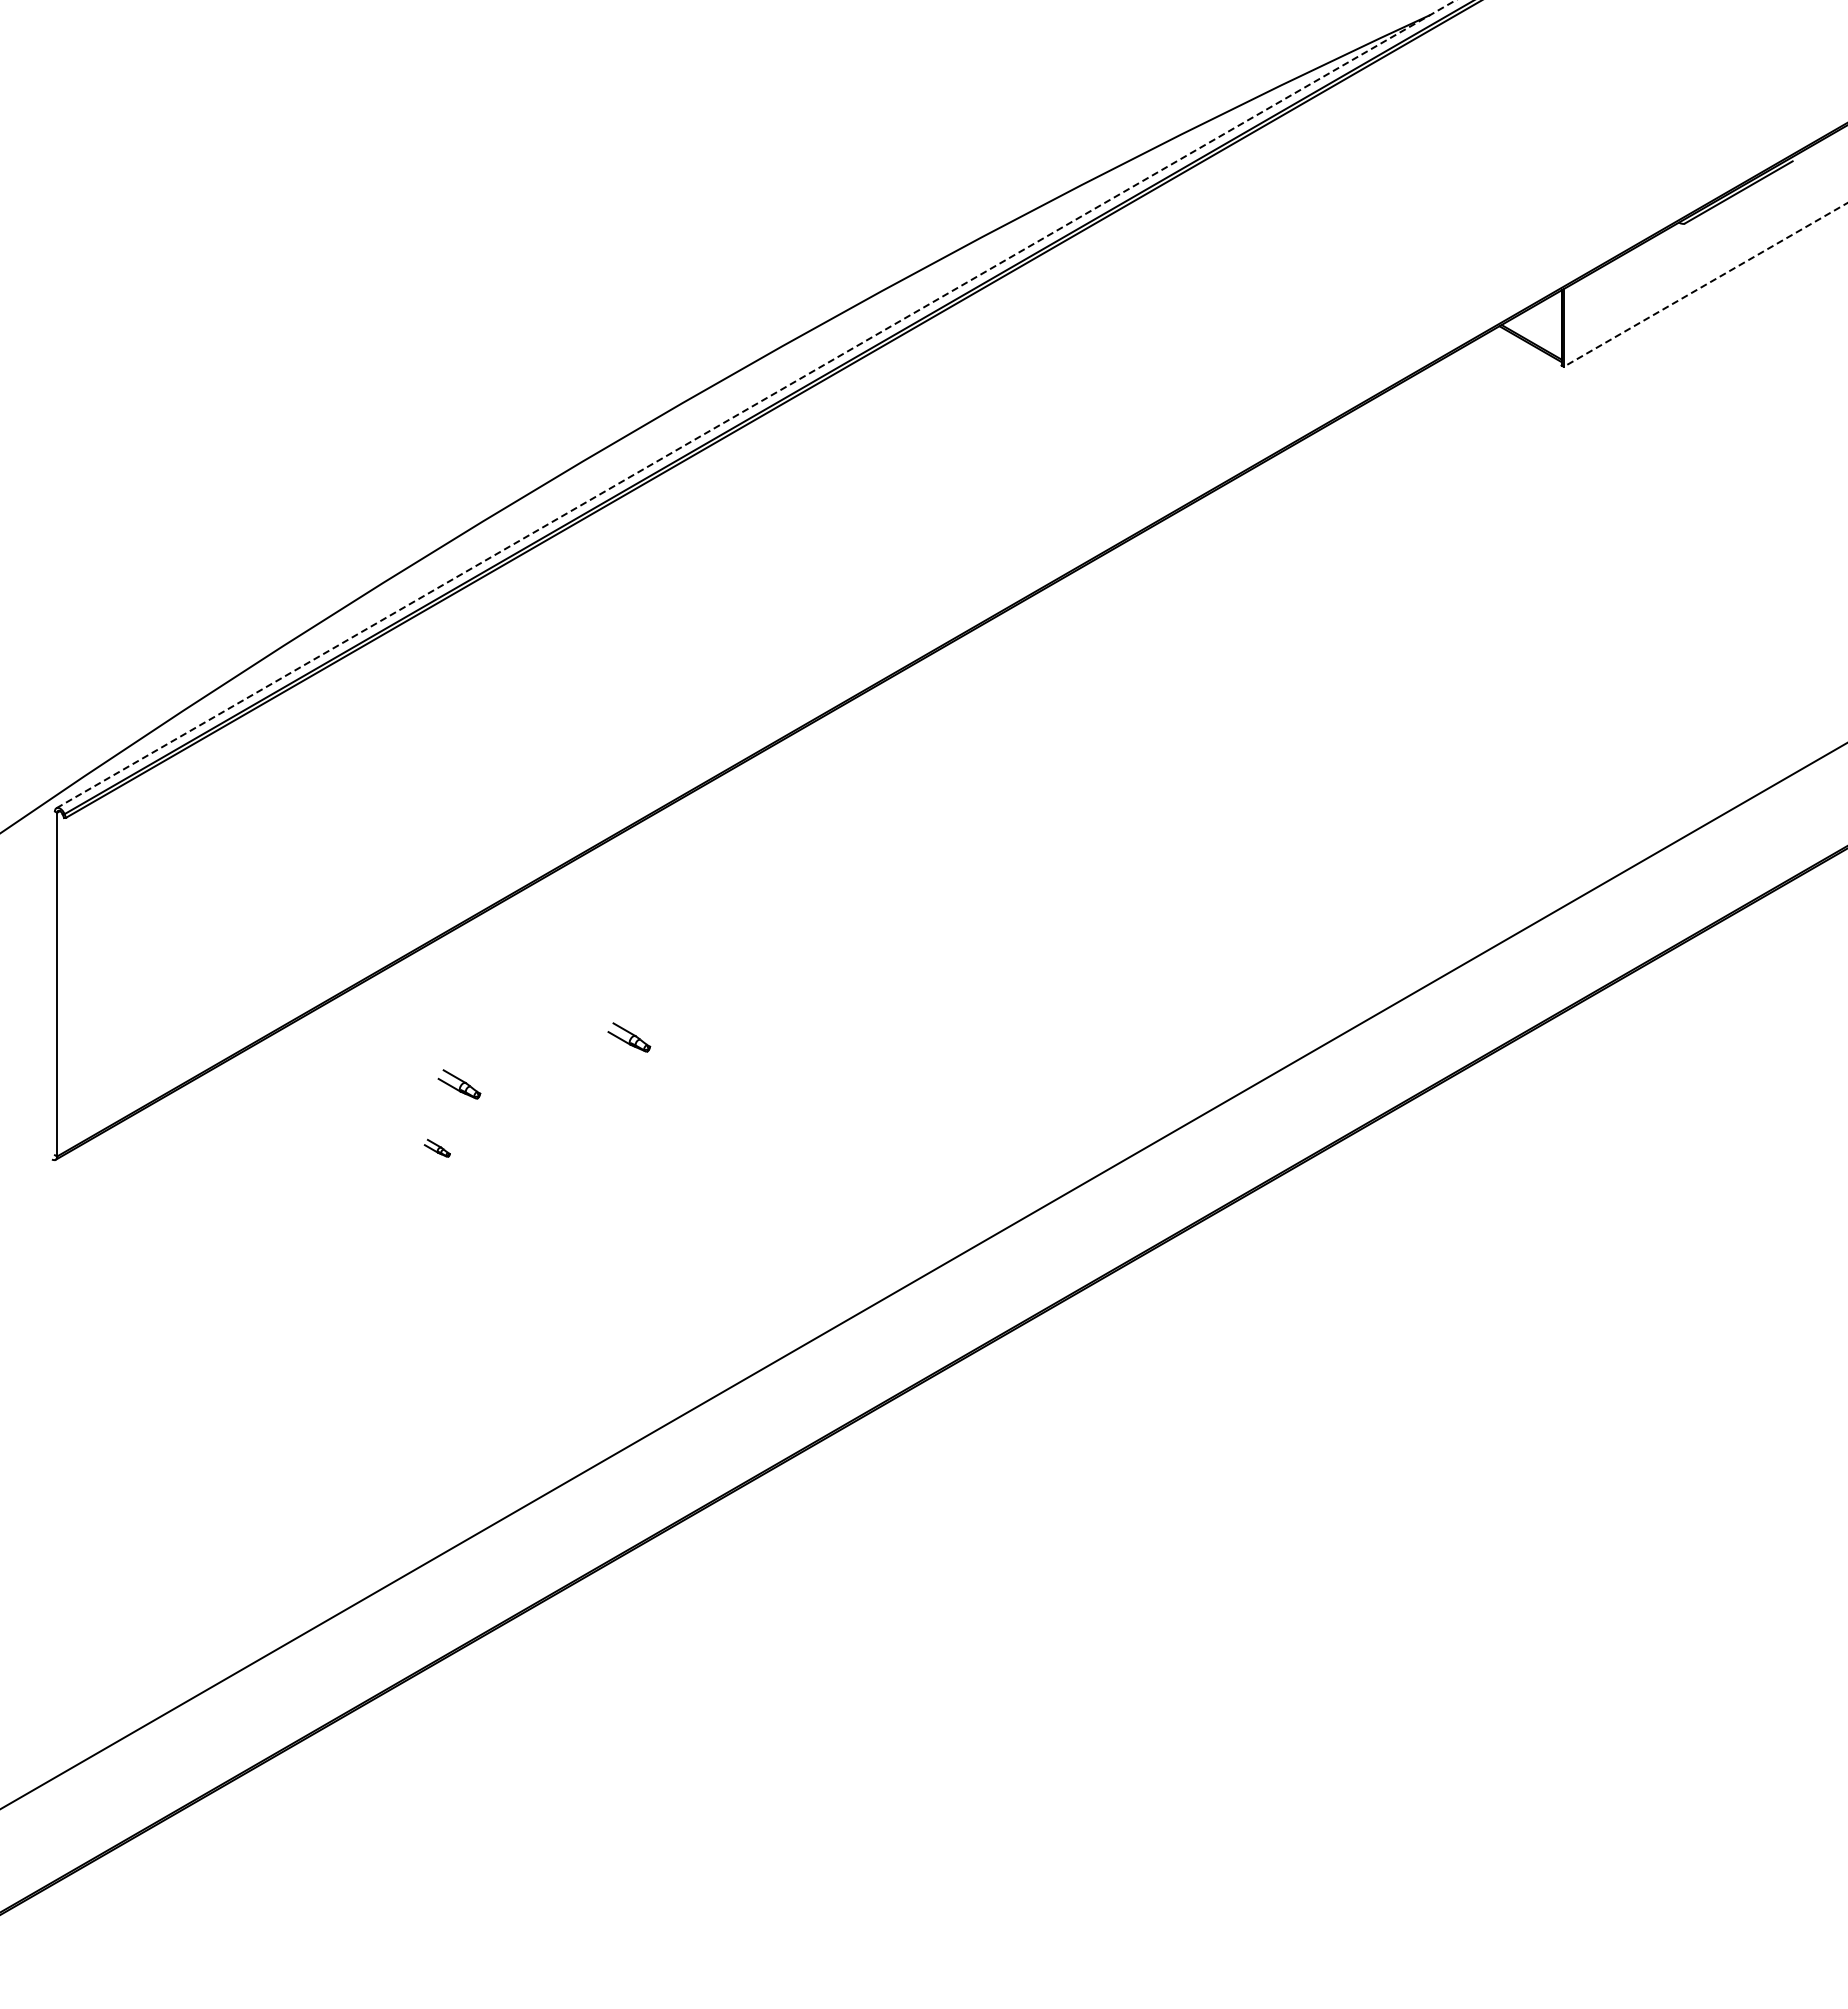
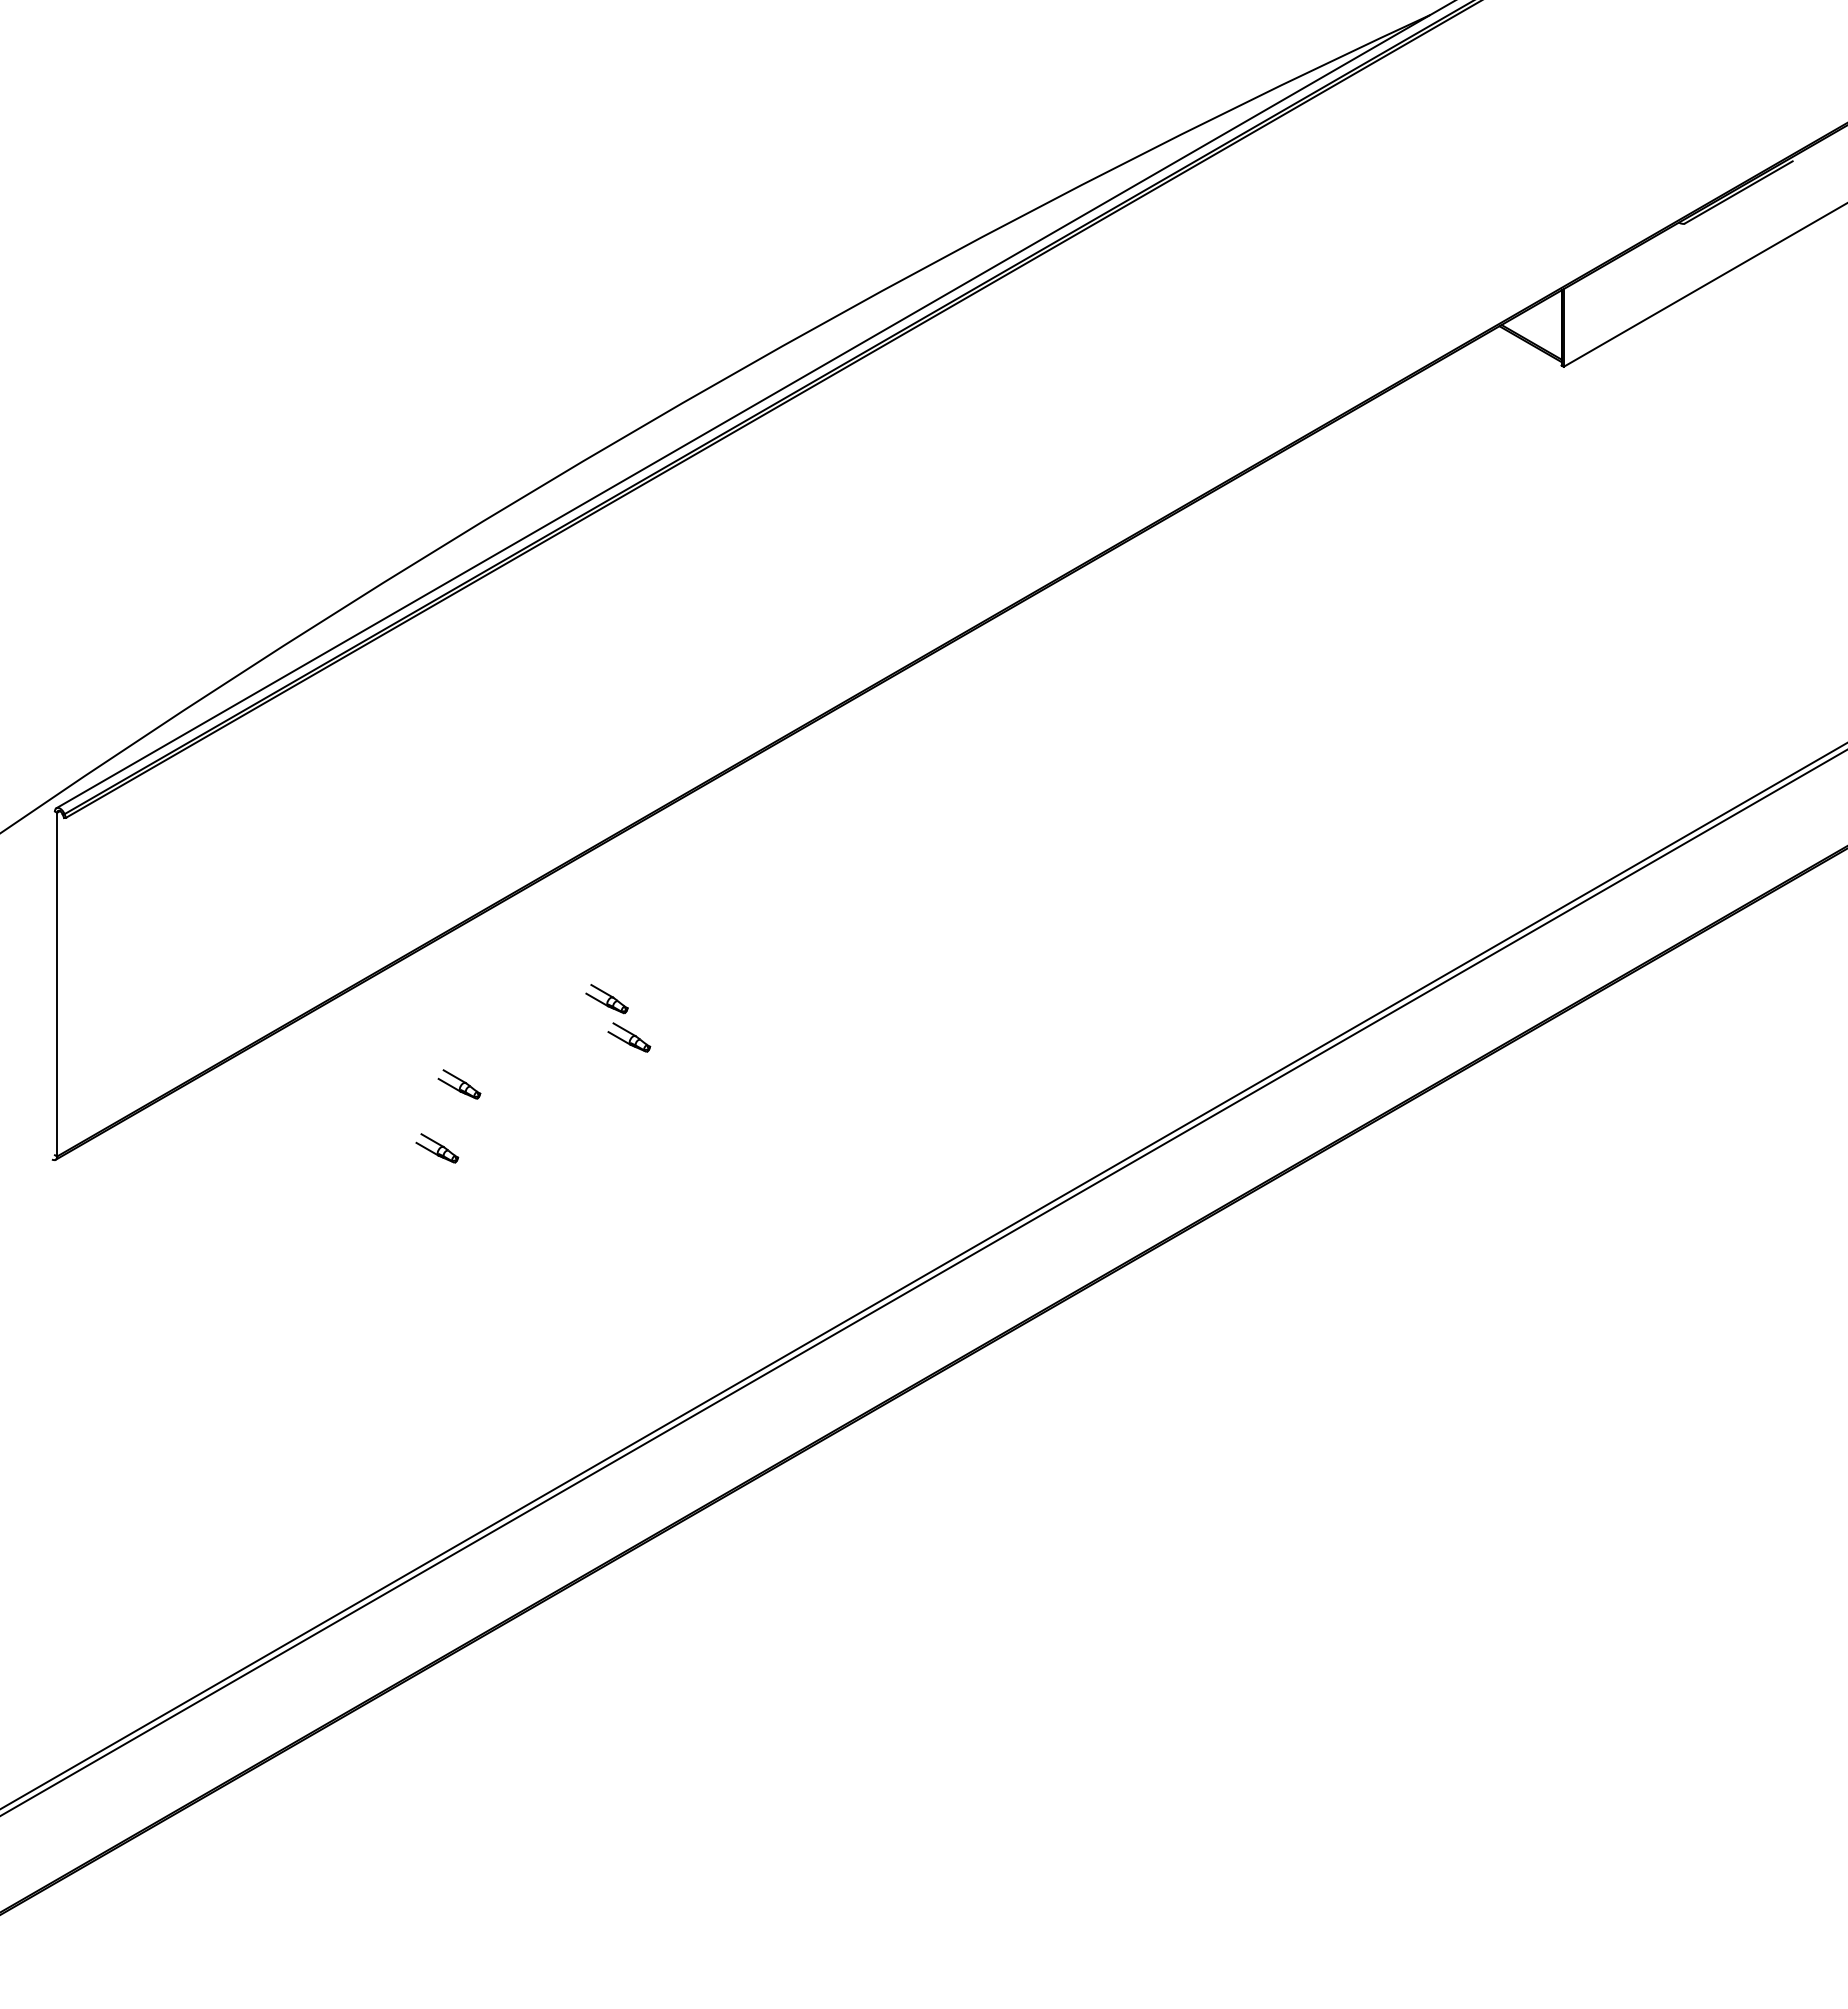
line: dashed -> solid (1705, 285)
line: dashed -> solid (756, 404)
part: none -> present (606, 999)
part size: 28x20 px -> 45x31 px (437, 1148)
line: none -> present (923, 1282)
